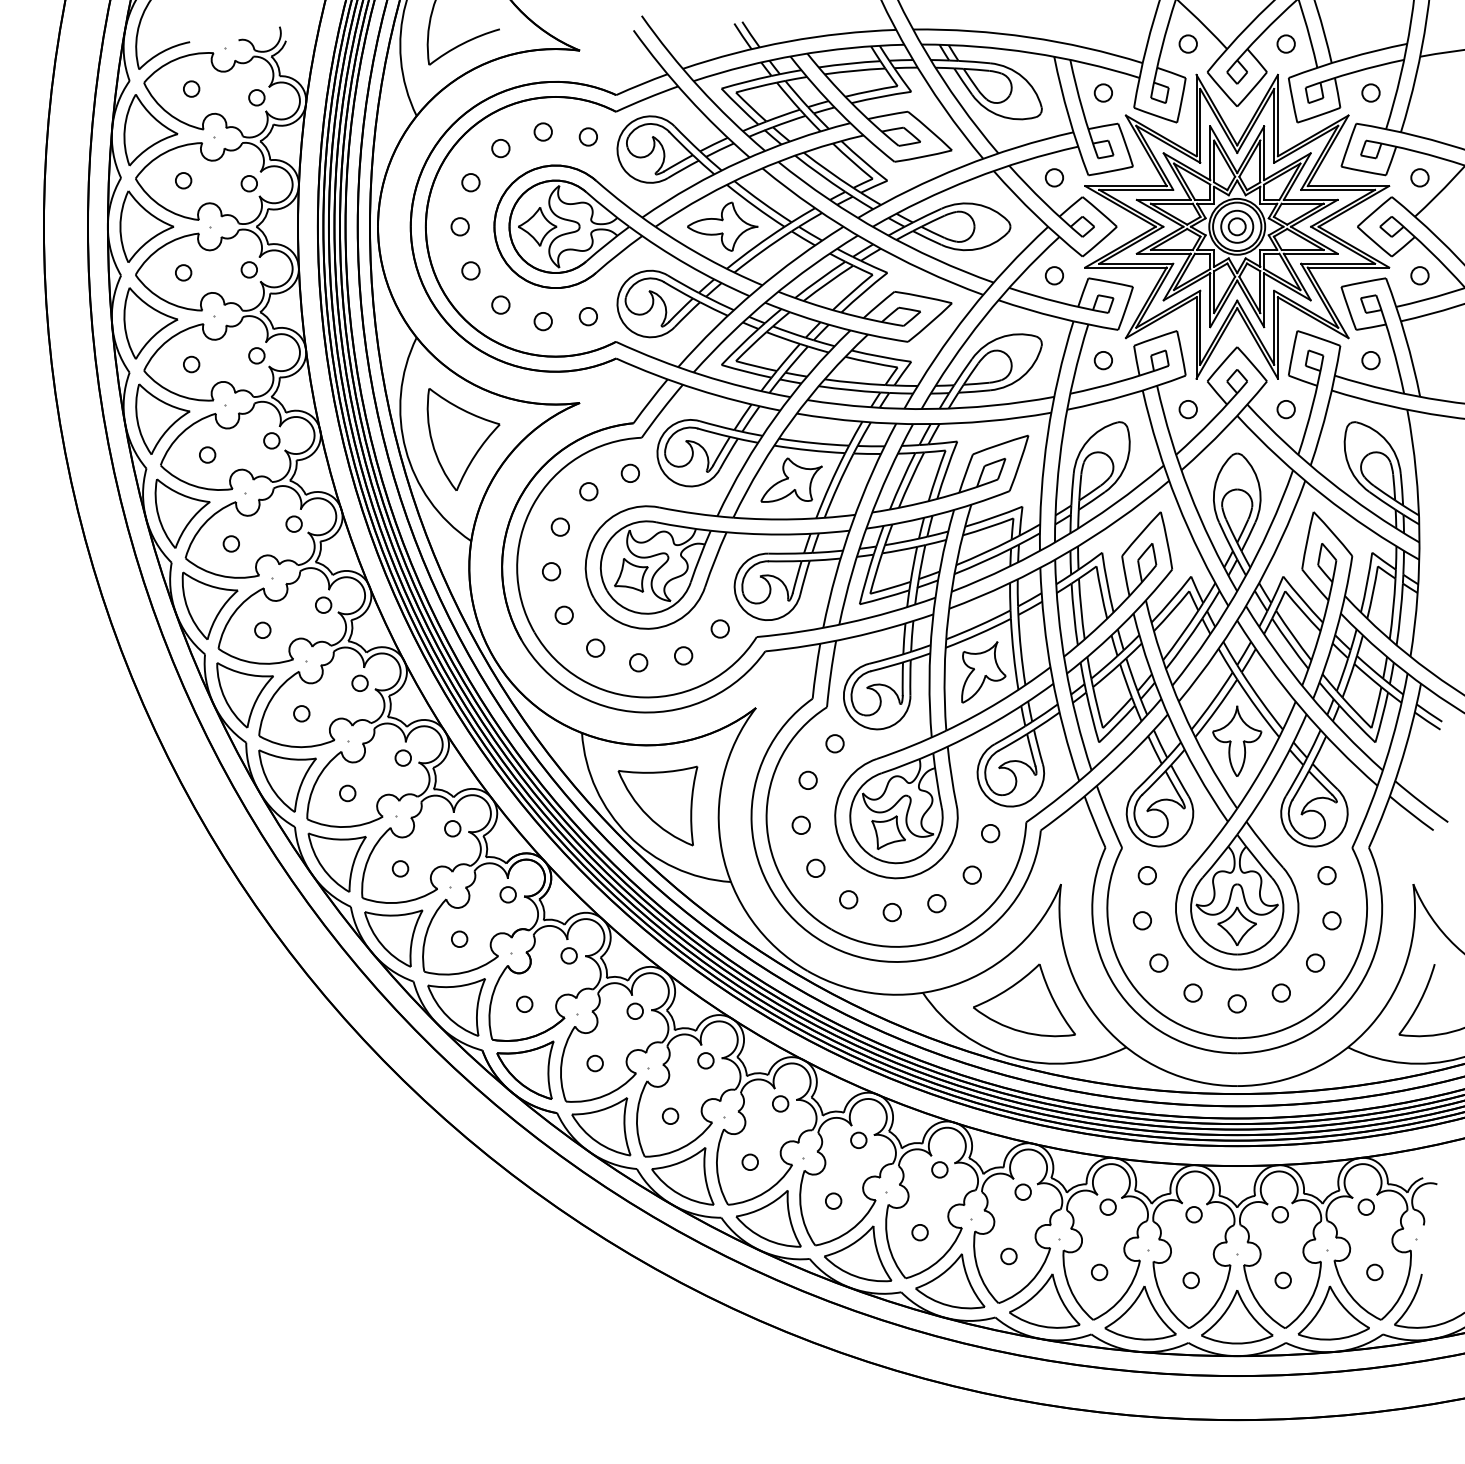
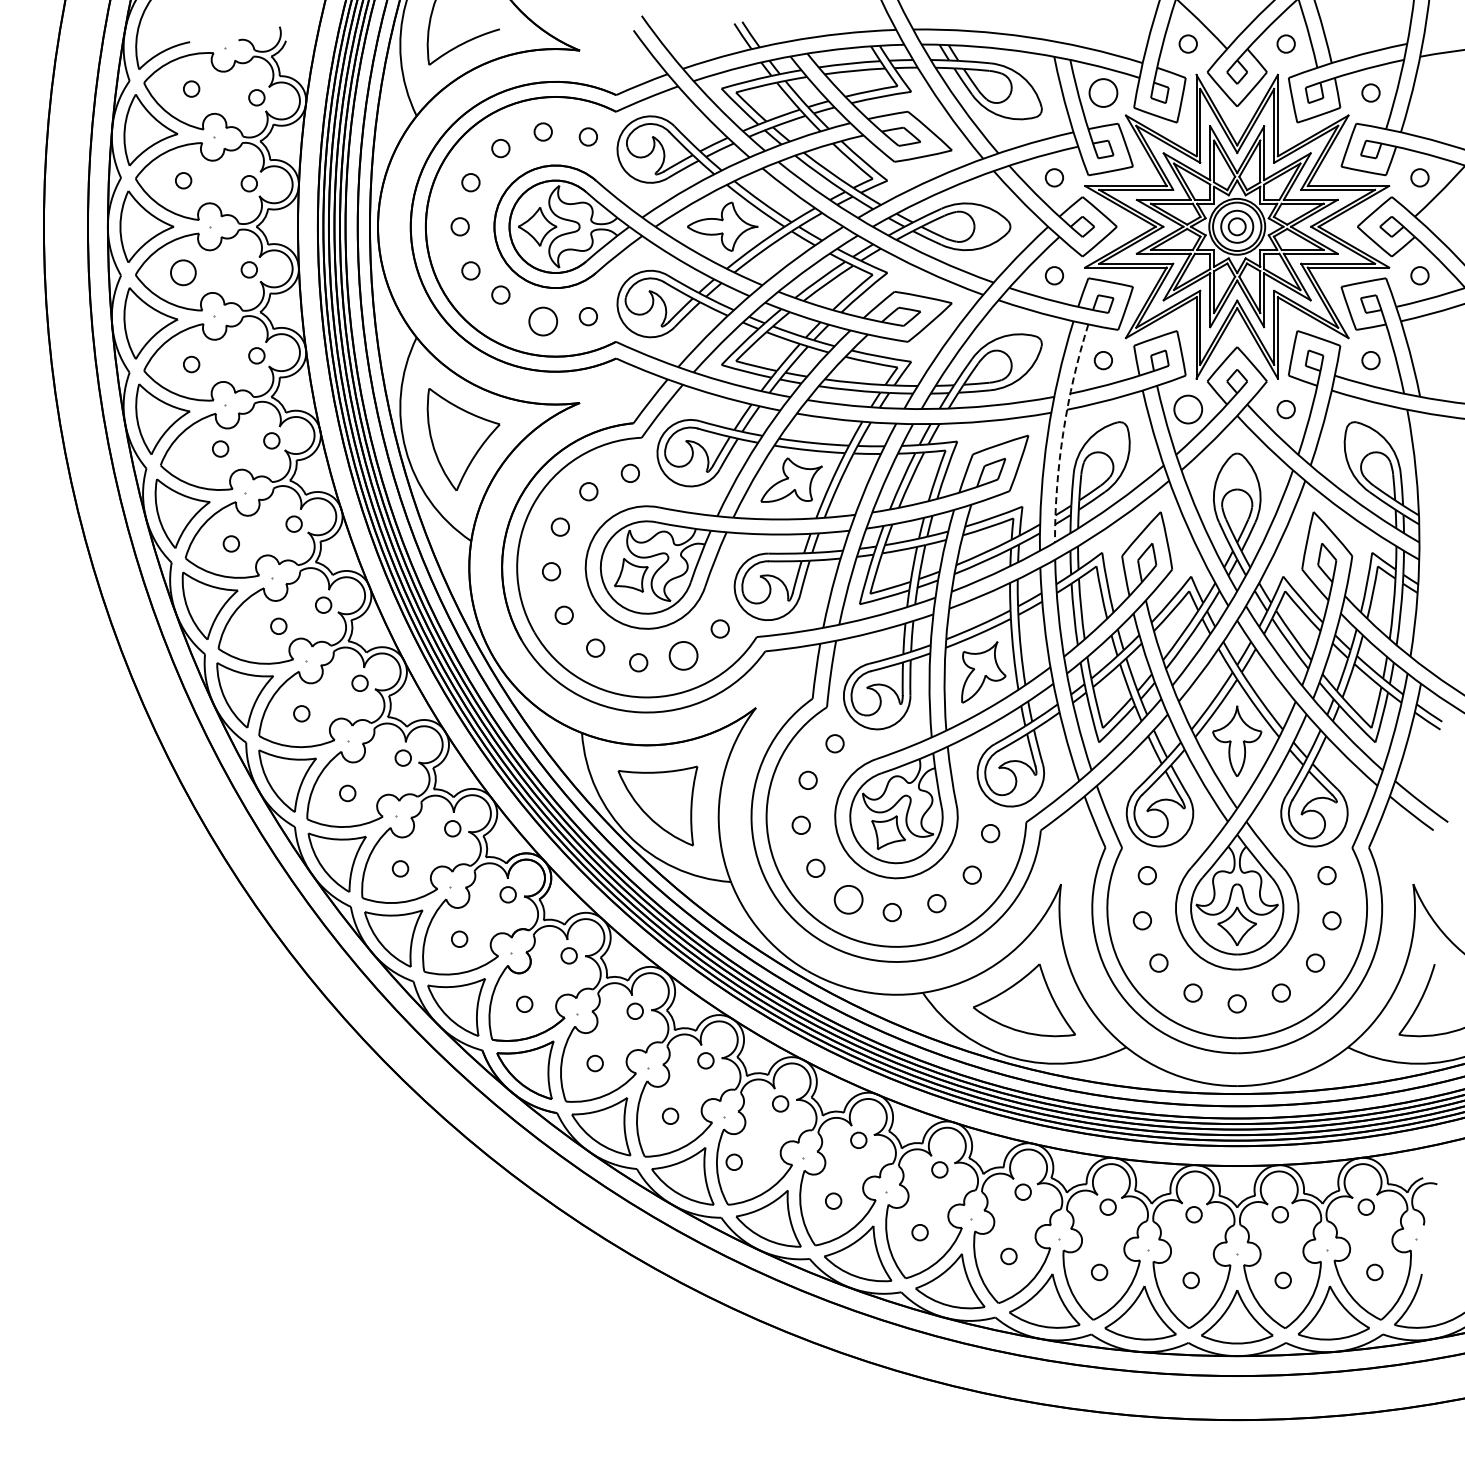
circle diameter: 17 px -> 28 px (1103, 92)
circle size: 18x18 px -> 27x28 px (183, 272)
circle position: (500, 304) -> (500, 294) (500, 294)
circle diameter: 17 px -> 28 px (543, 321)
circle diameter: 17 px -> 28 px (1188, 409)
arc: solid -> dashed (1063, 432)
circle position: (207, 454) -> (220, 448) (220, 448)
circle position: (262, 629) -> (278, 625) (278, 625)
circle diameter: 17 px -> 28 px (683, 655)
circle diameter: 17 px -> 28 px (848, 899)
circle position: (749, 1161) -> (733, 1161) (733, 1161)
